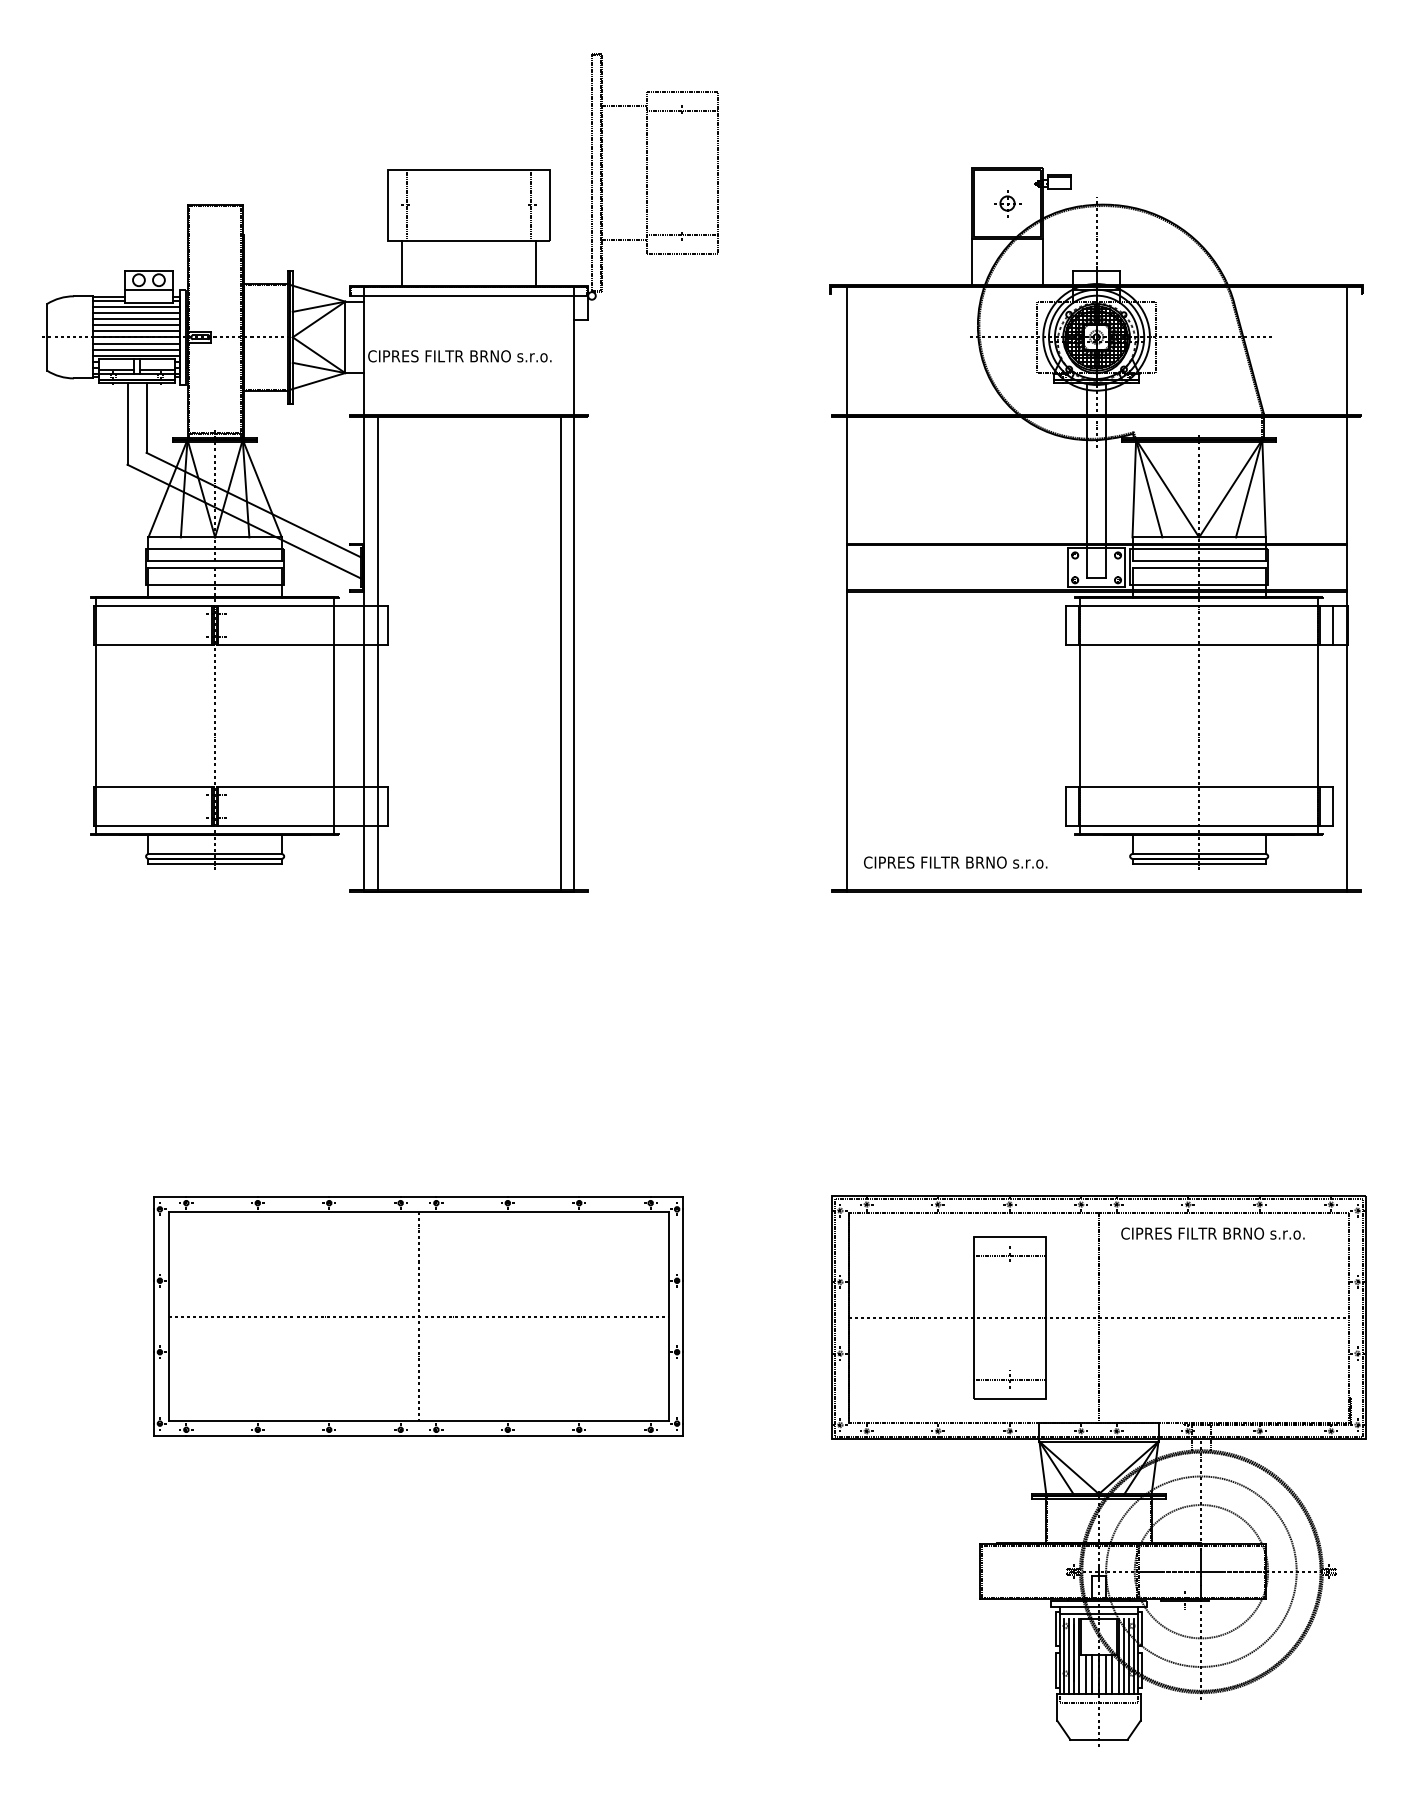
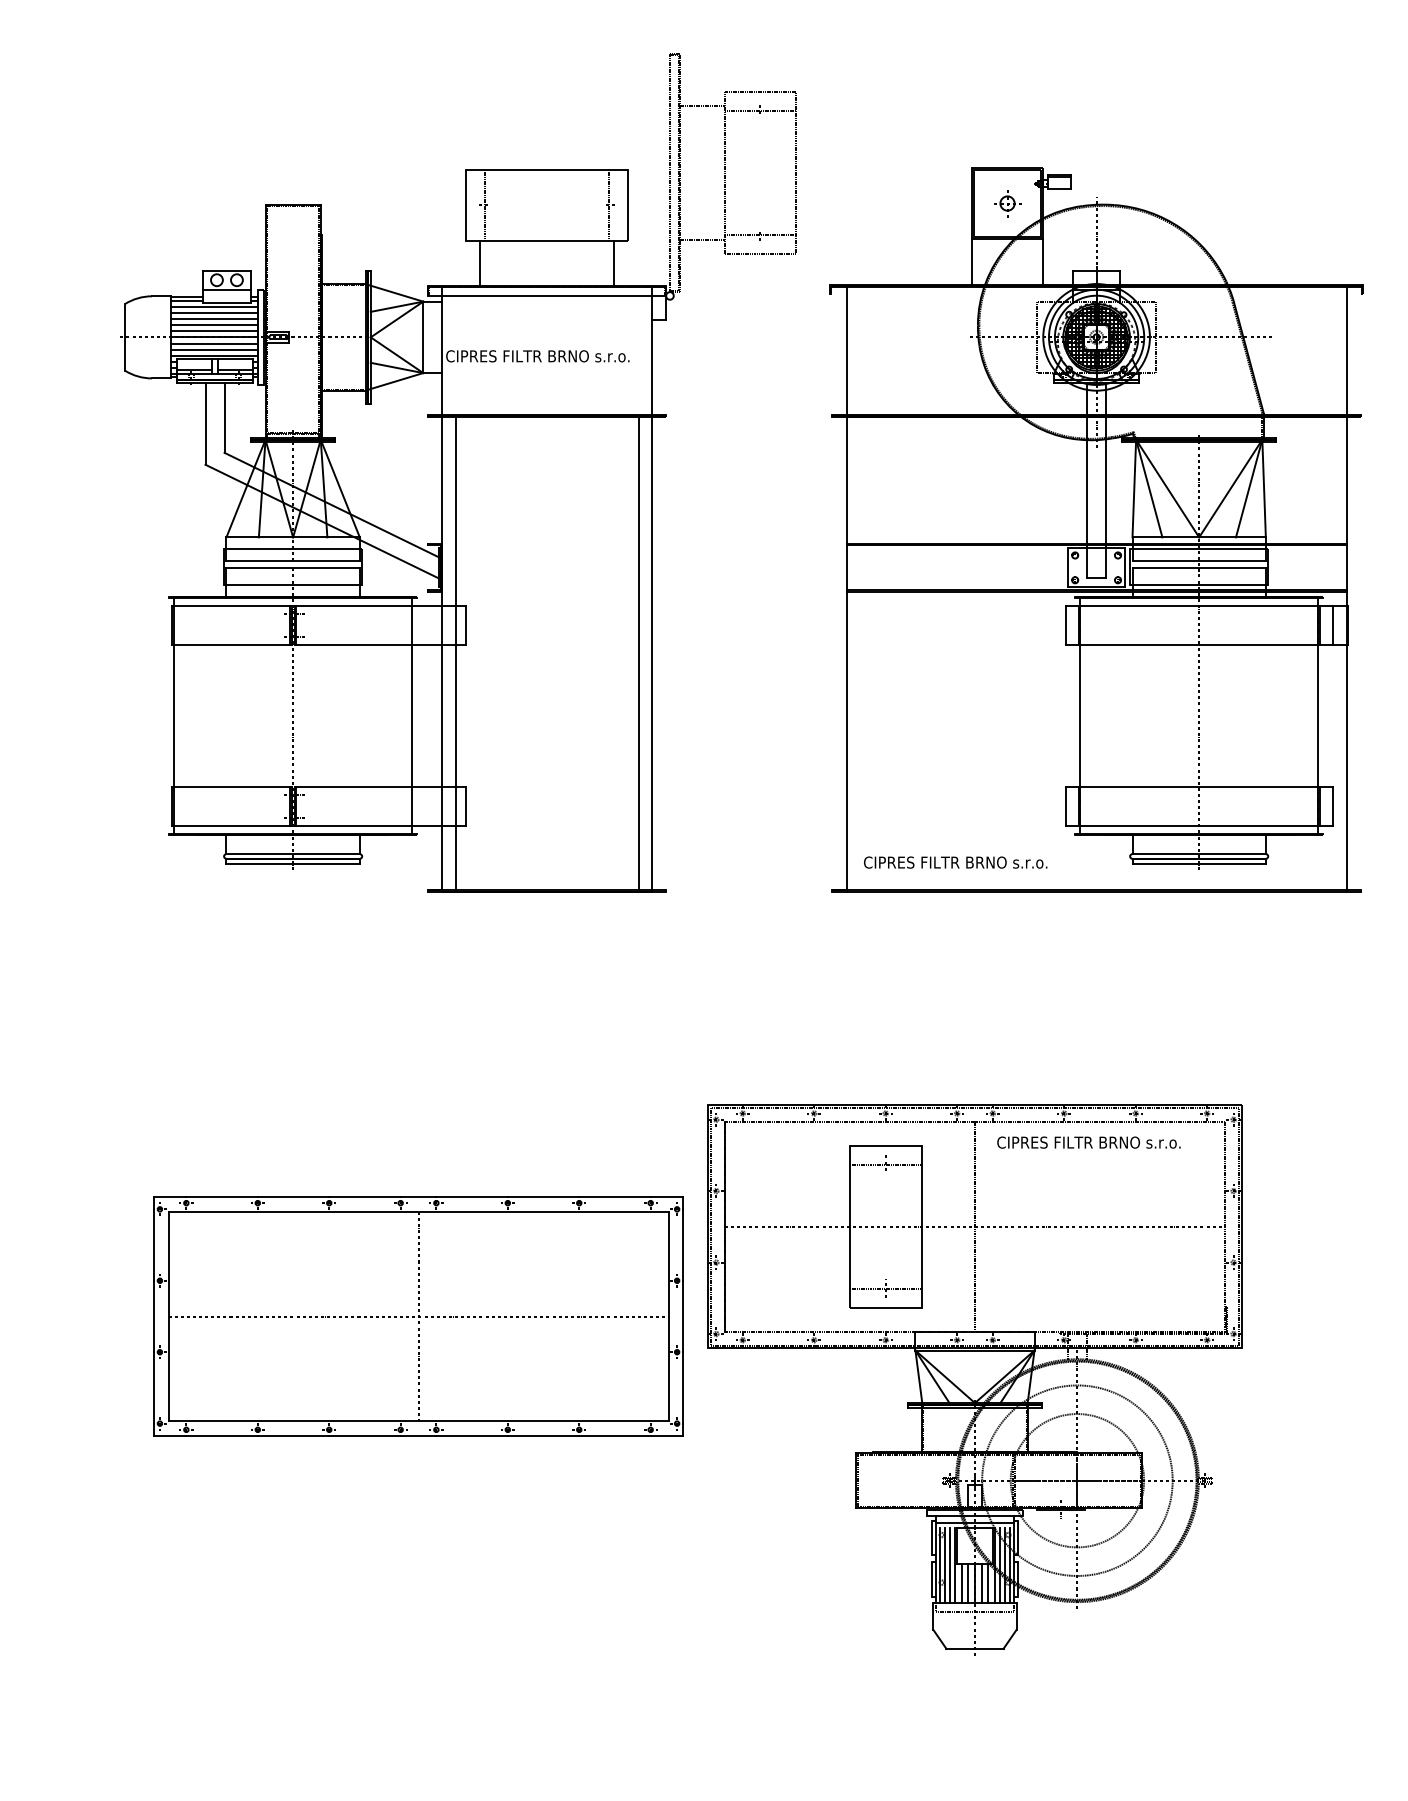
part position: (380, 472) -> (458, 472) (458, 472)
part position: (1098, 1470) -> (974, 1379) (974, 1379)
